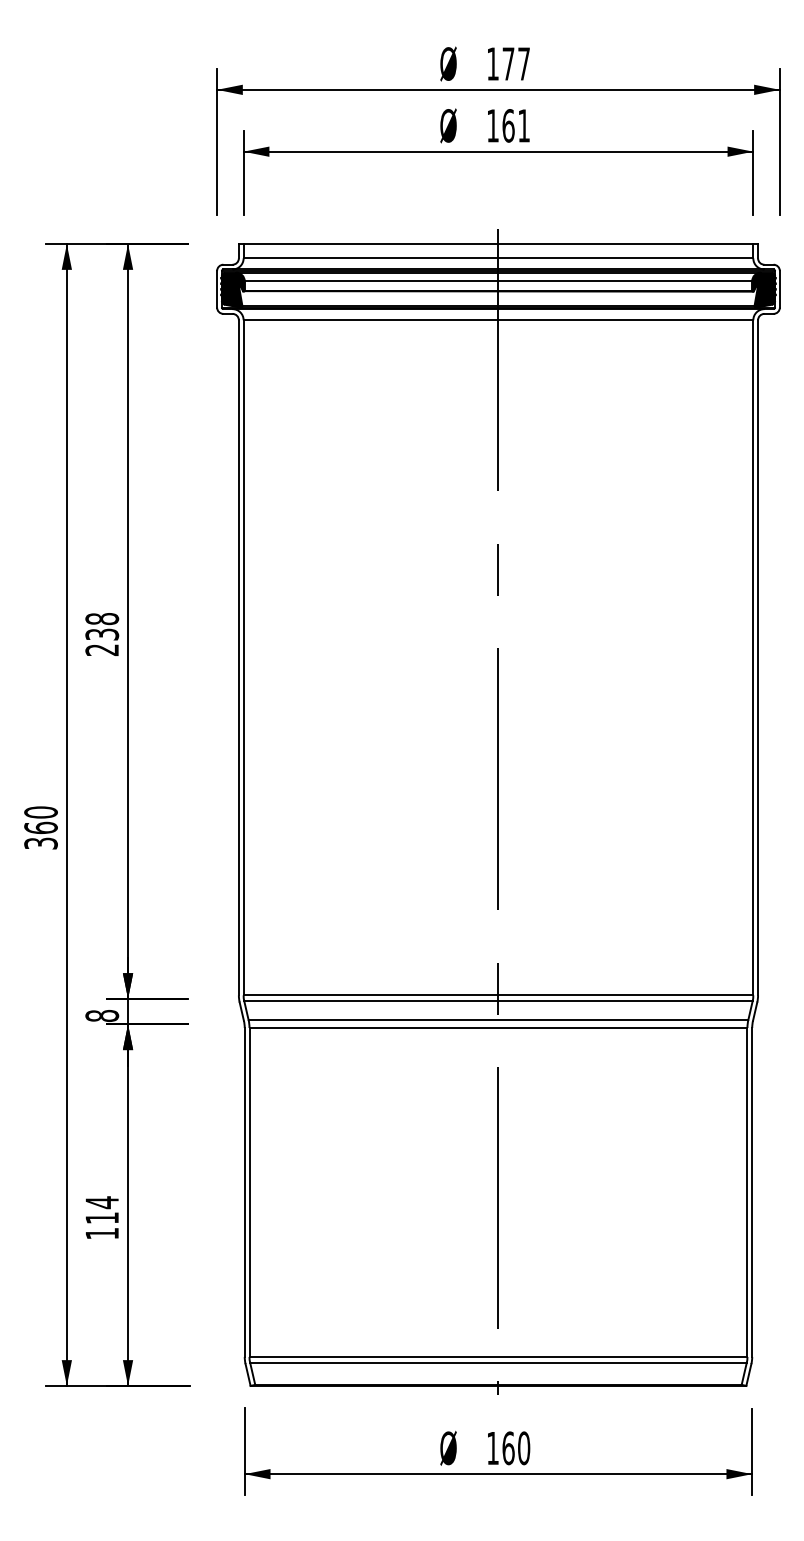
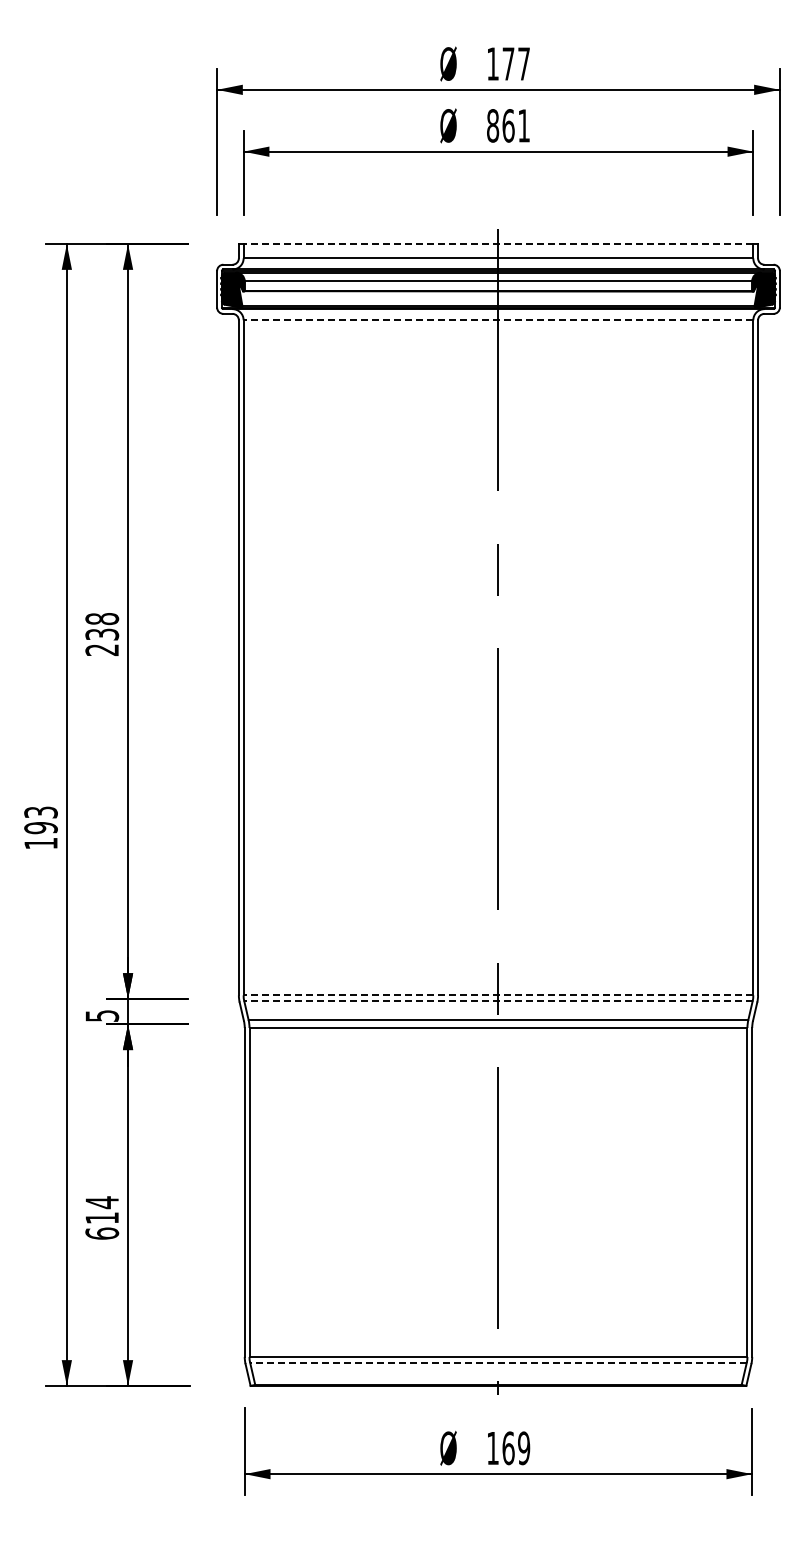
text: 161 -> 861 (493, 125)
line: solid -> dashed (498, 244)
line: solid -> dashed (498, 320)
text: 360 -> 193 (40, 827)
line: solid -> dashed (498, 995)
line: solid -> dashed (497, 1001)
text: 8 -> 5 (102, 1015)
text: 114 -> 614 (102, 1233)
line: solid -> dashed (497, 1362)
text: 160 -> 169 (524, 1448)
